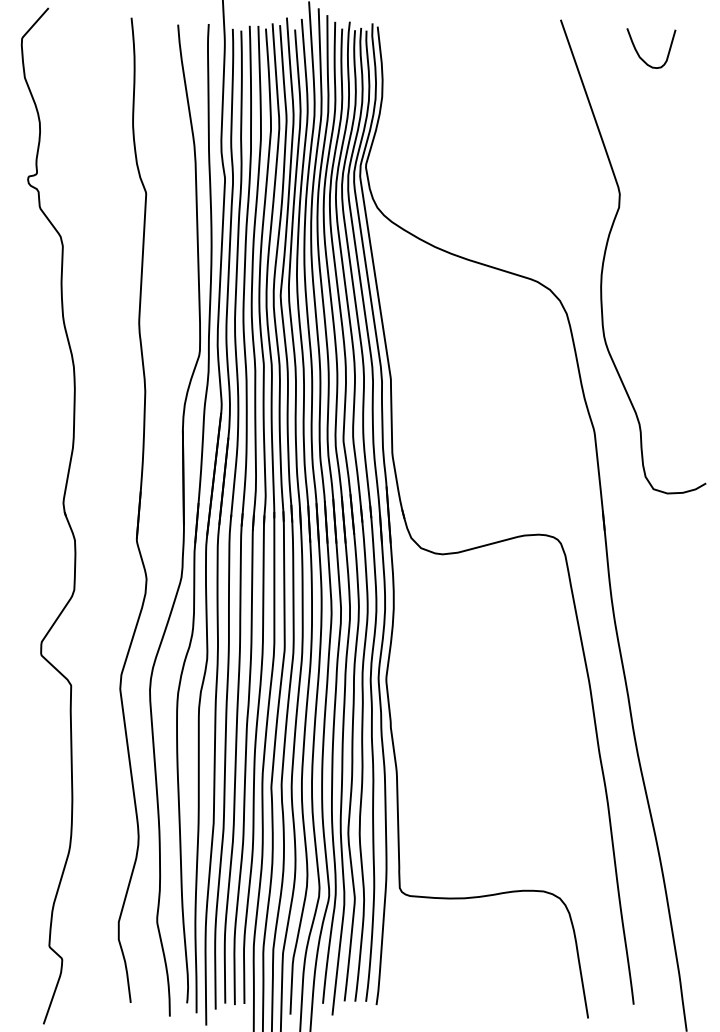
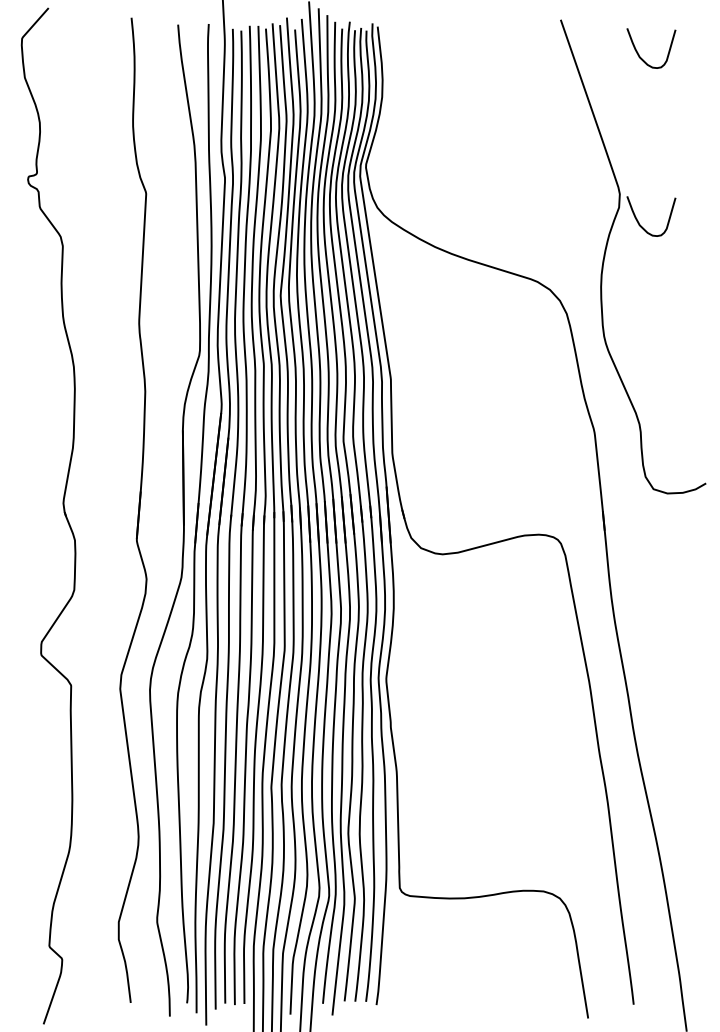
curve: none -> present (639, 222)
